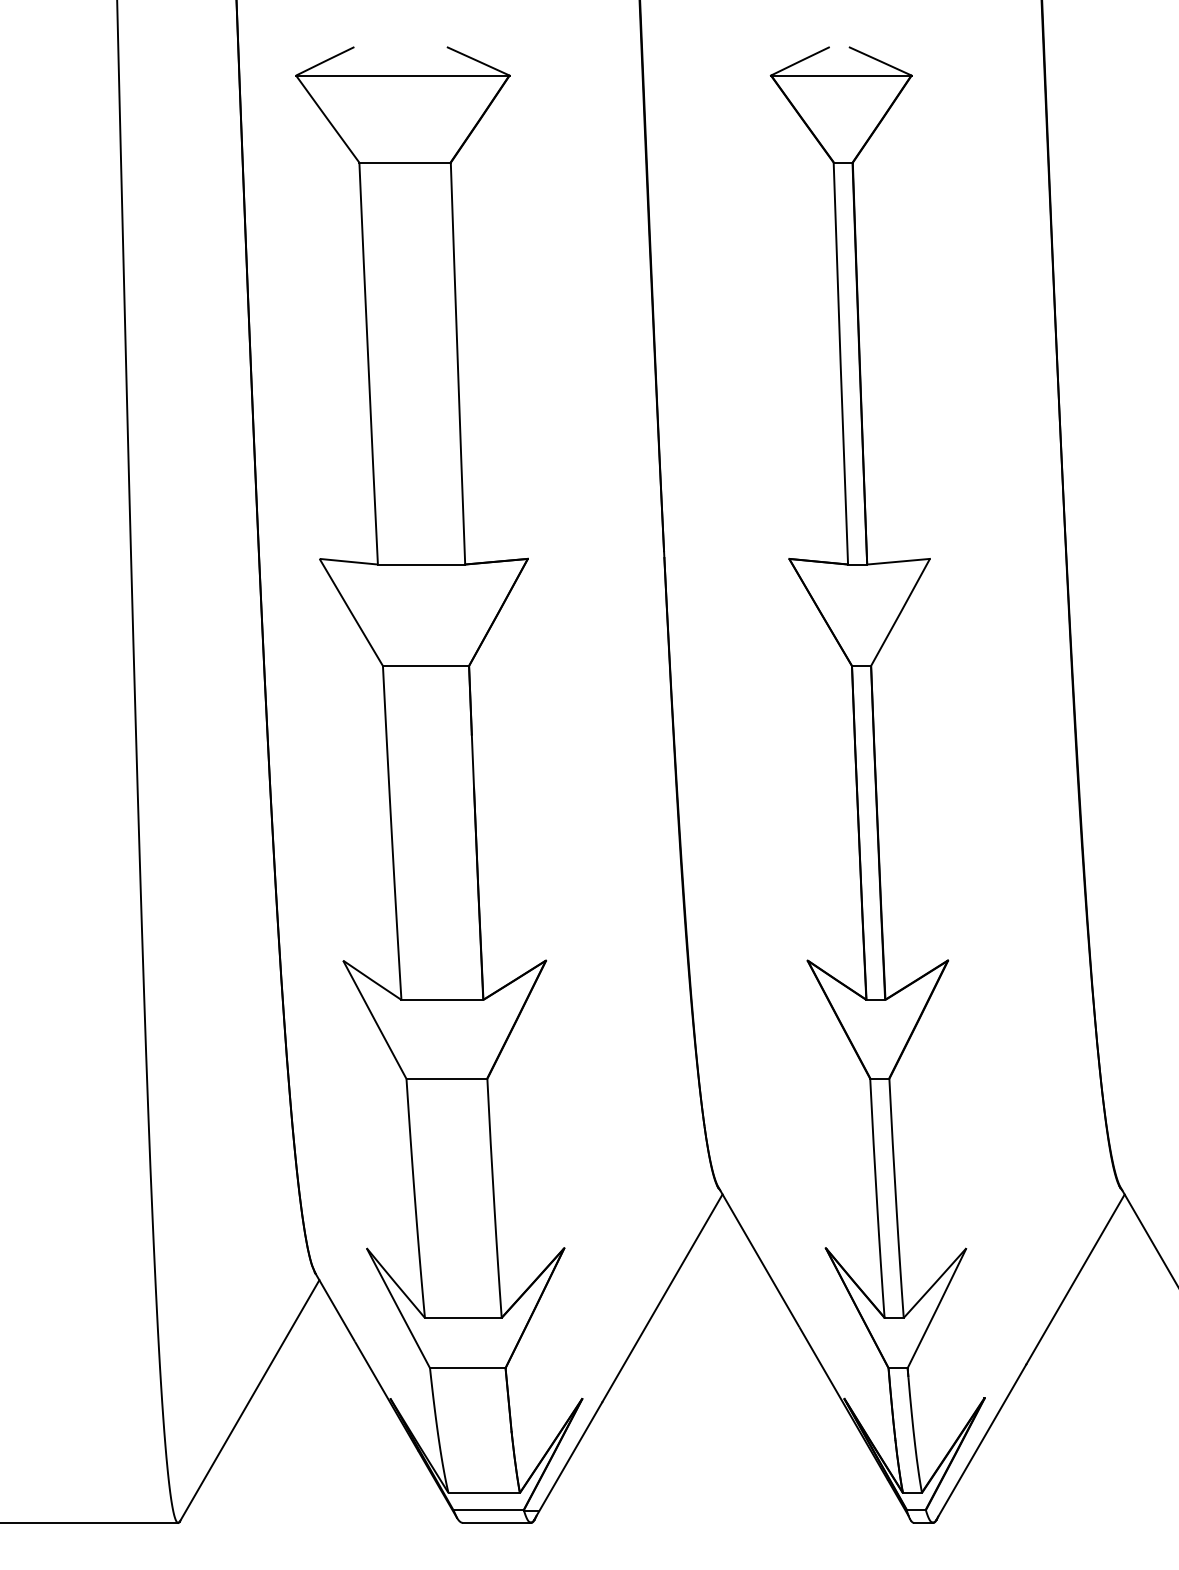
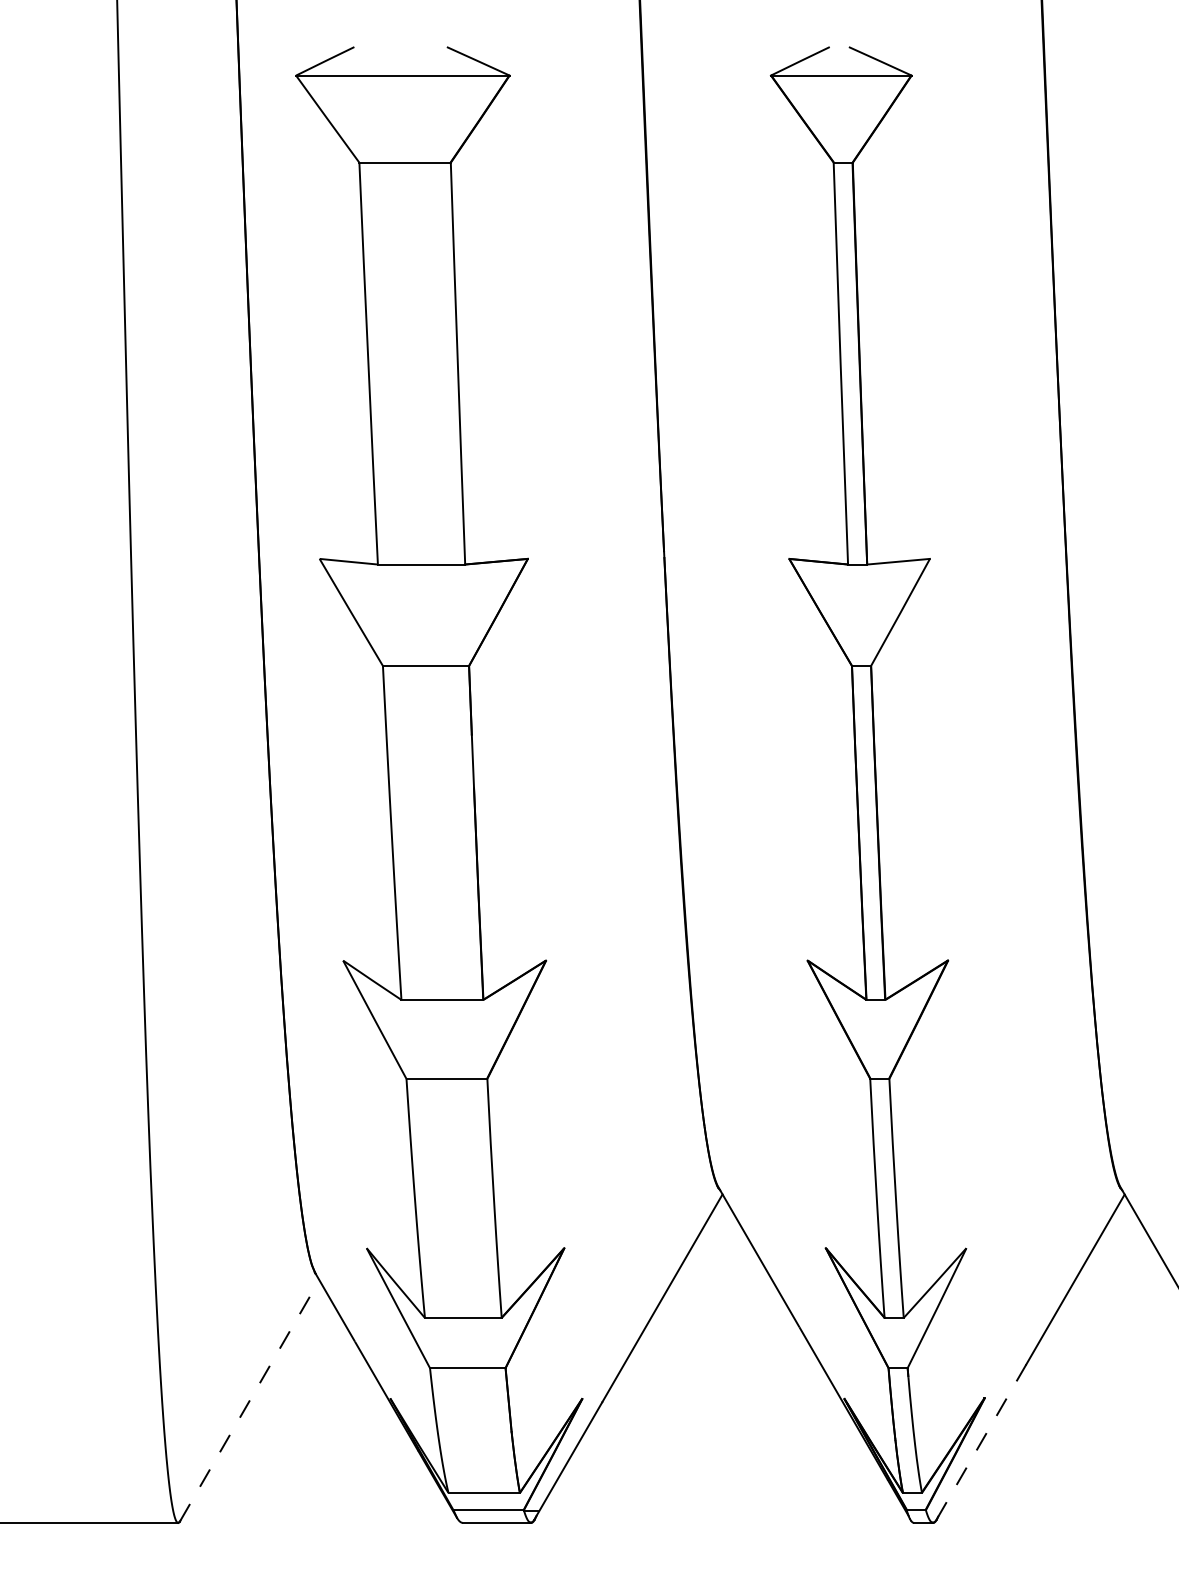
line: solid -> dashed (249, 1400)
line: solid -> dashed (981, 1441)
